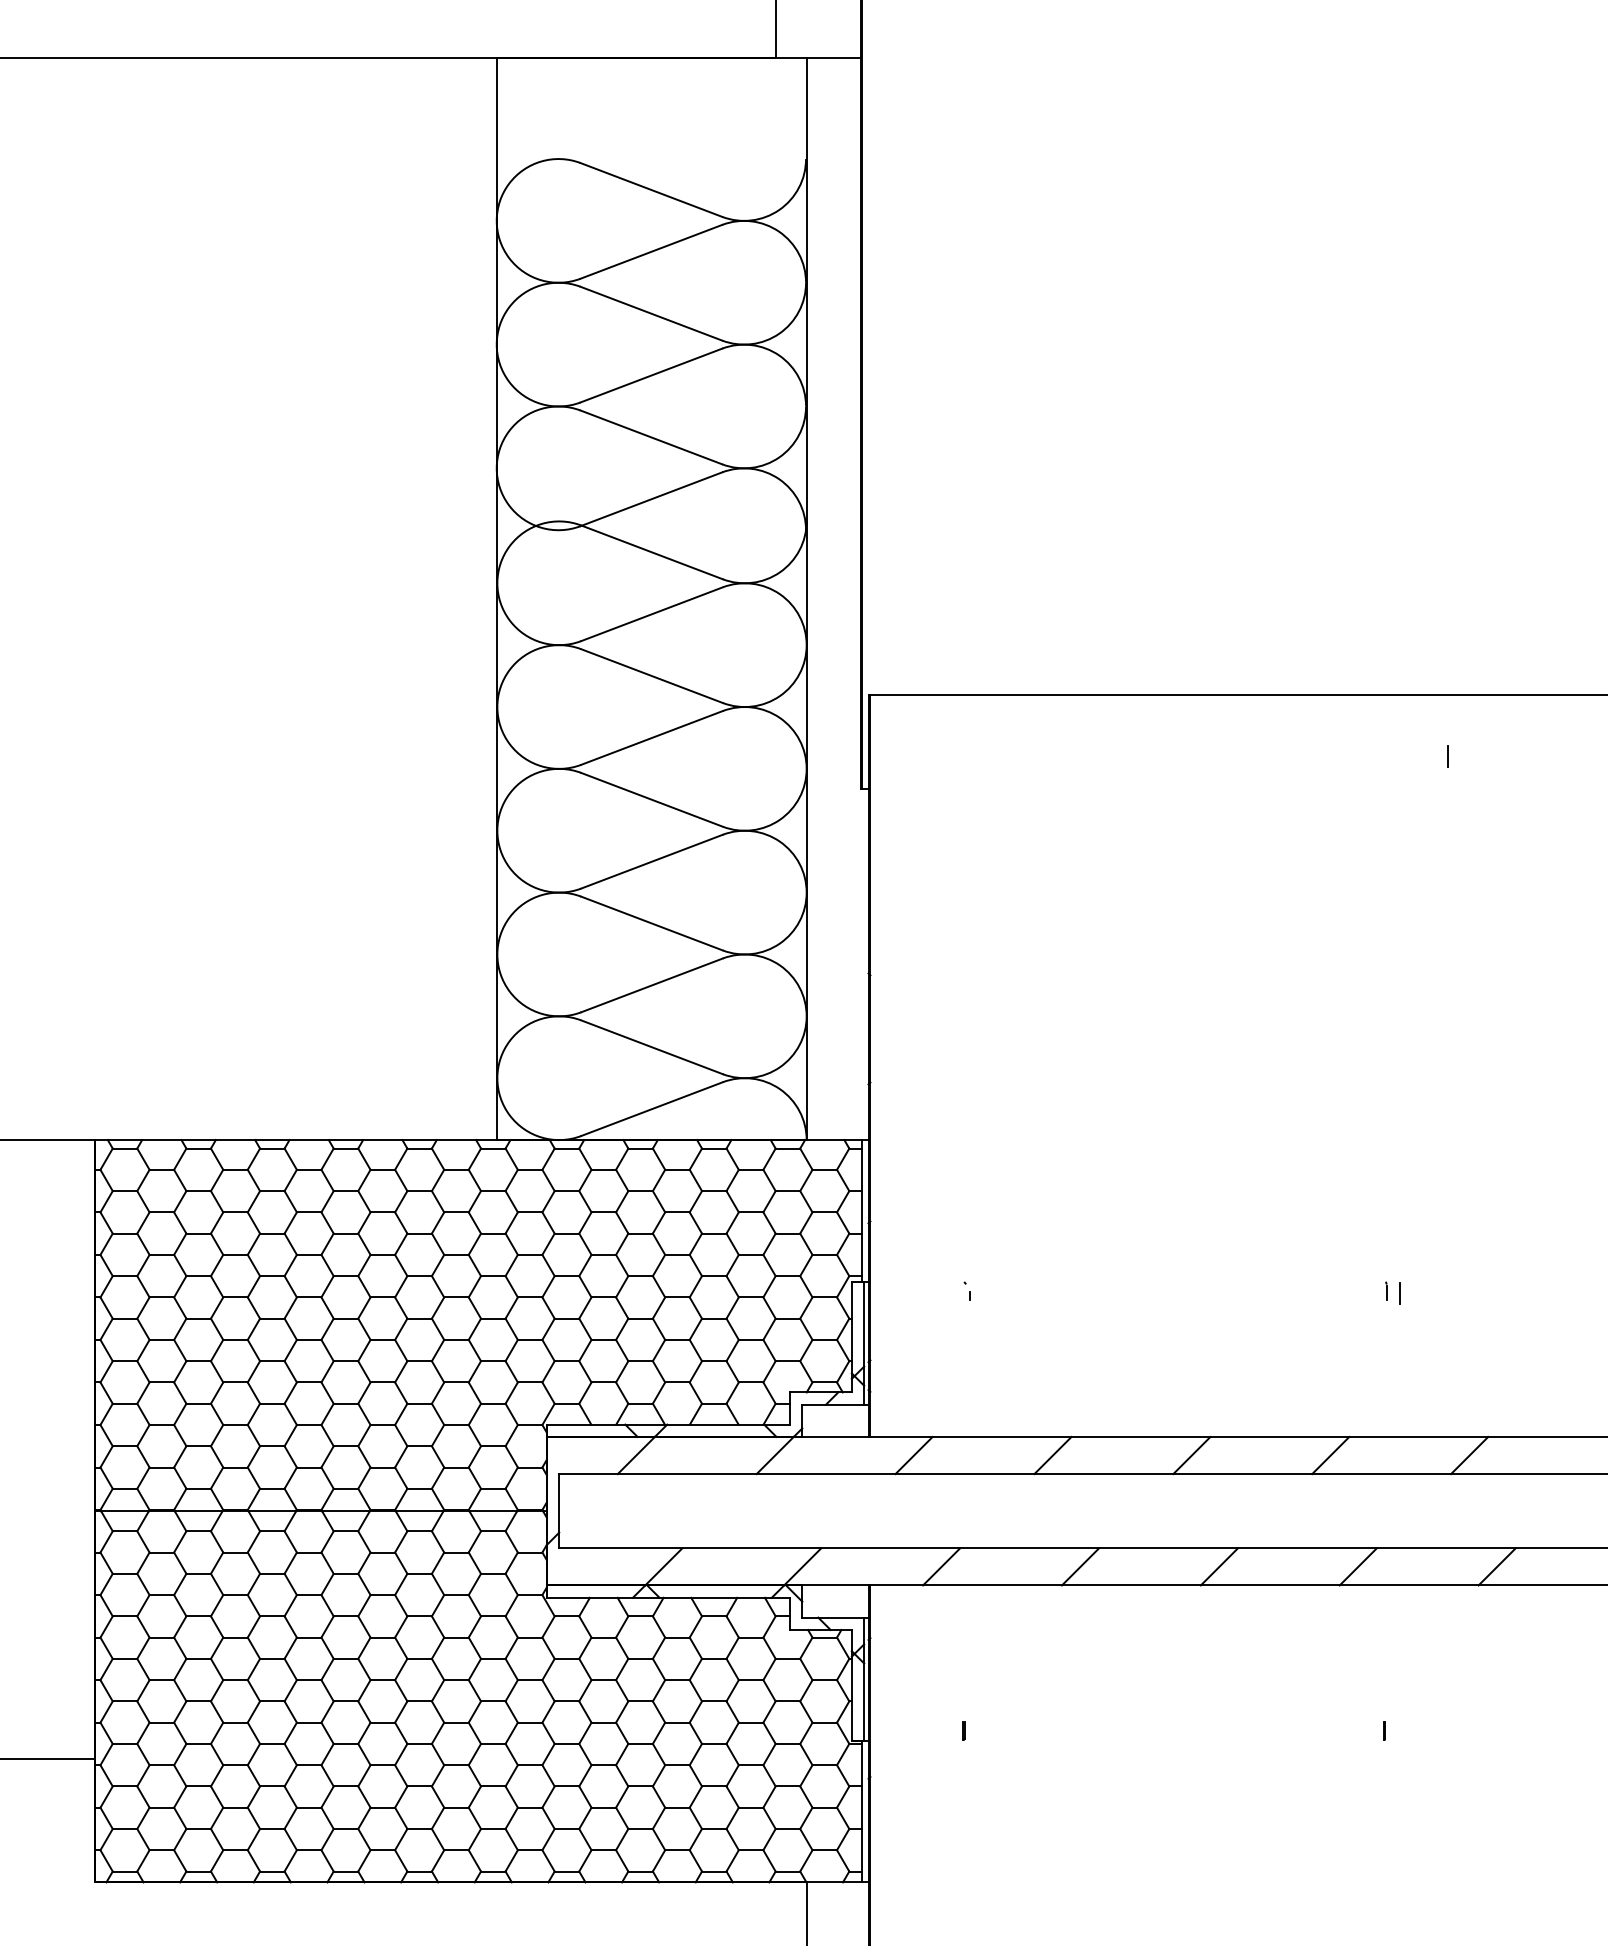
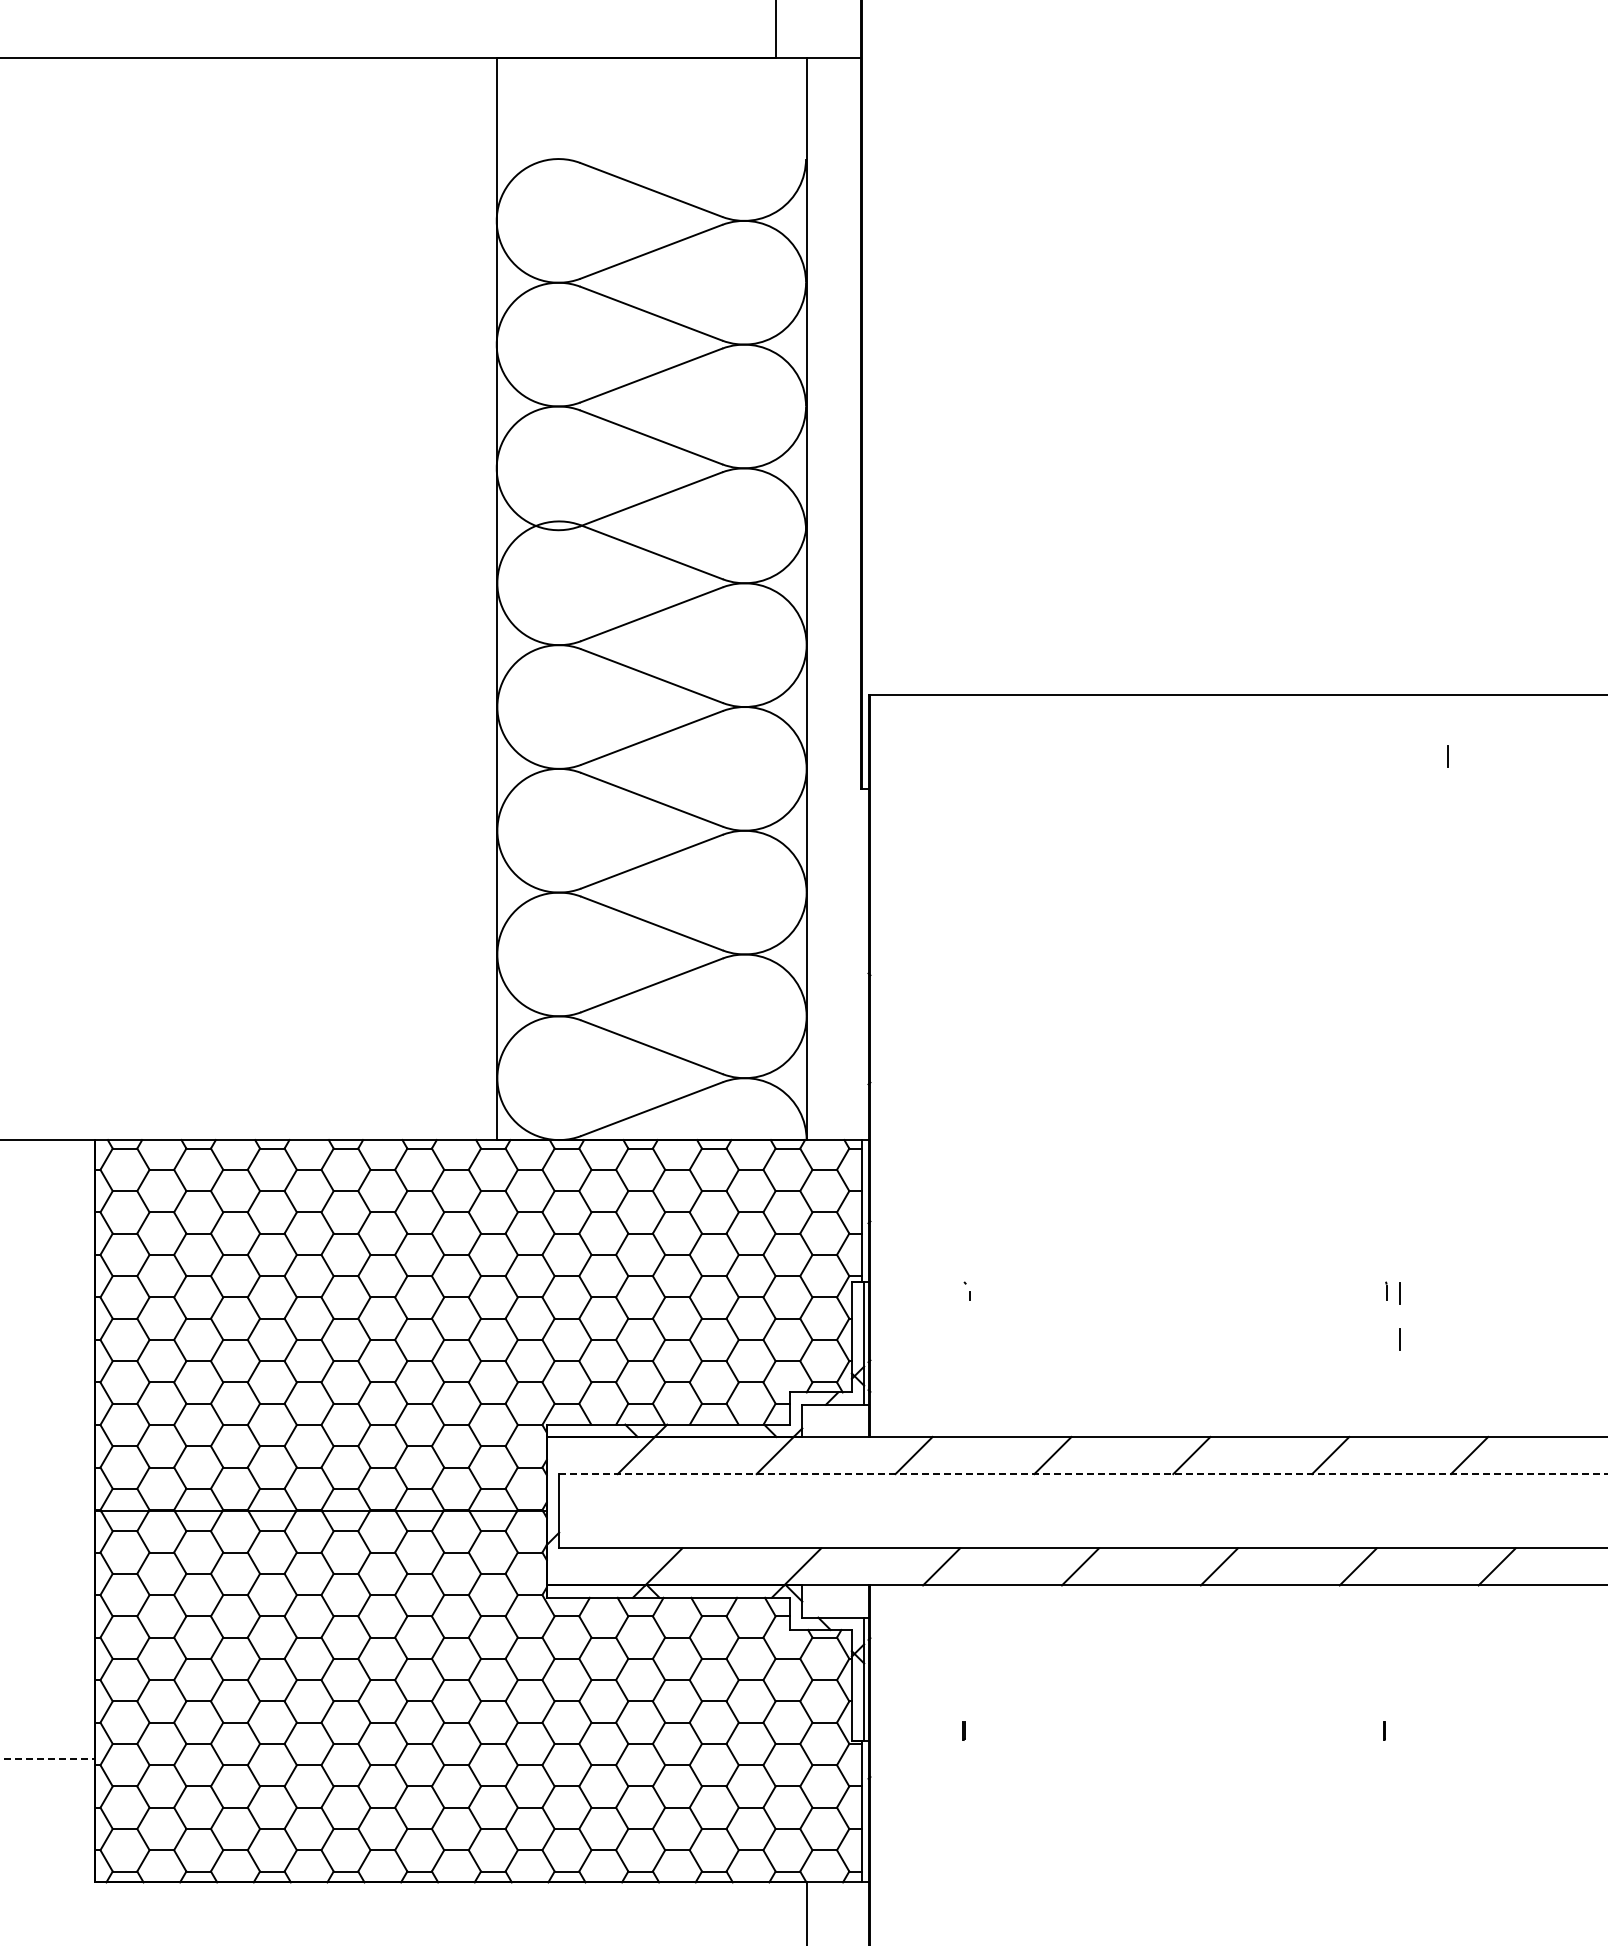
line: none -> present (1399, 1339)
line: solid -> dashed (1083, 1474)
line: solid -> dashed (48, 1758)
